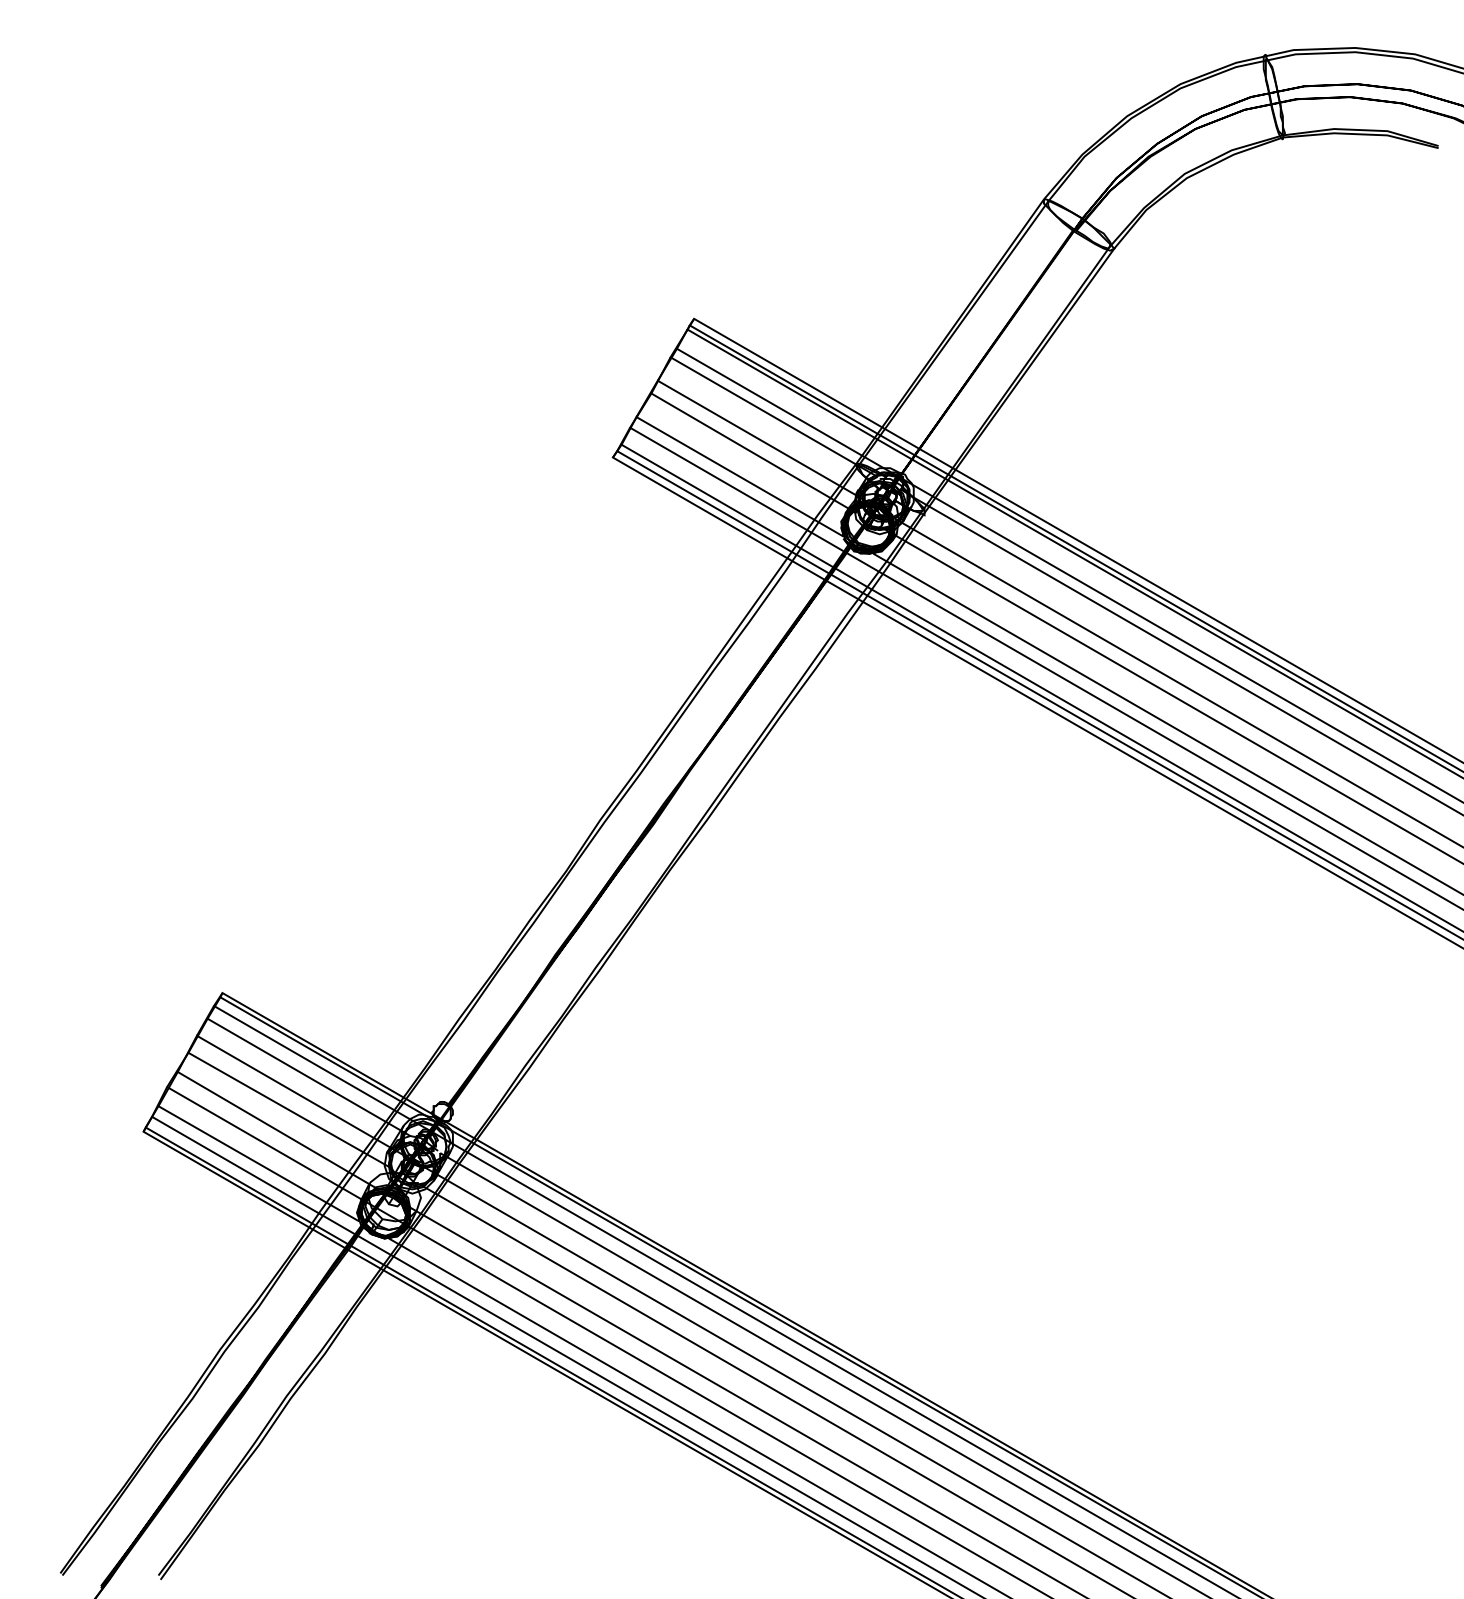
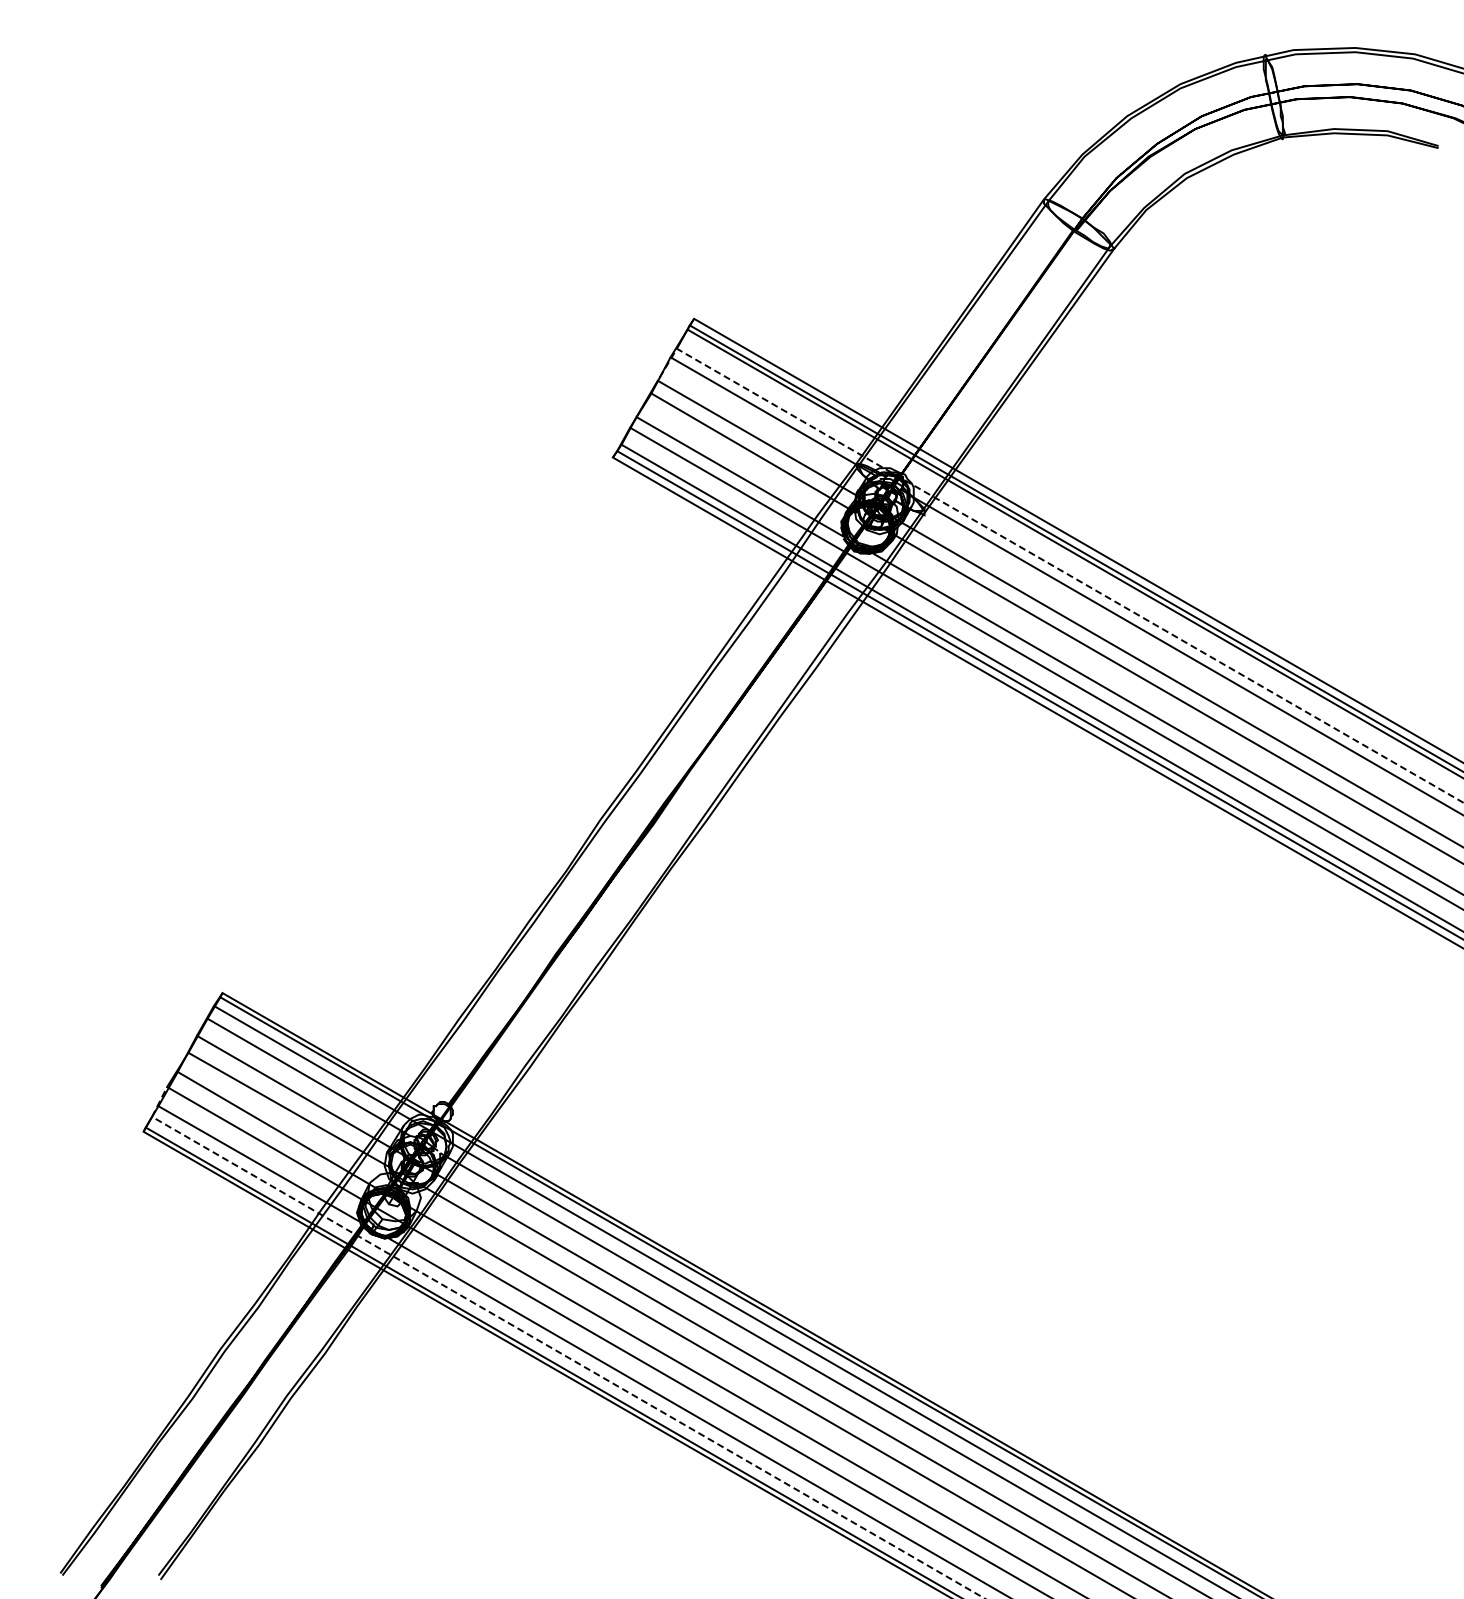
line: solid -> dashed (1053, 566)
line: solid -> dashed (553, 1349)
